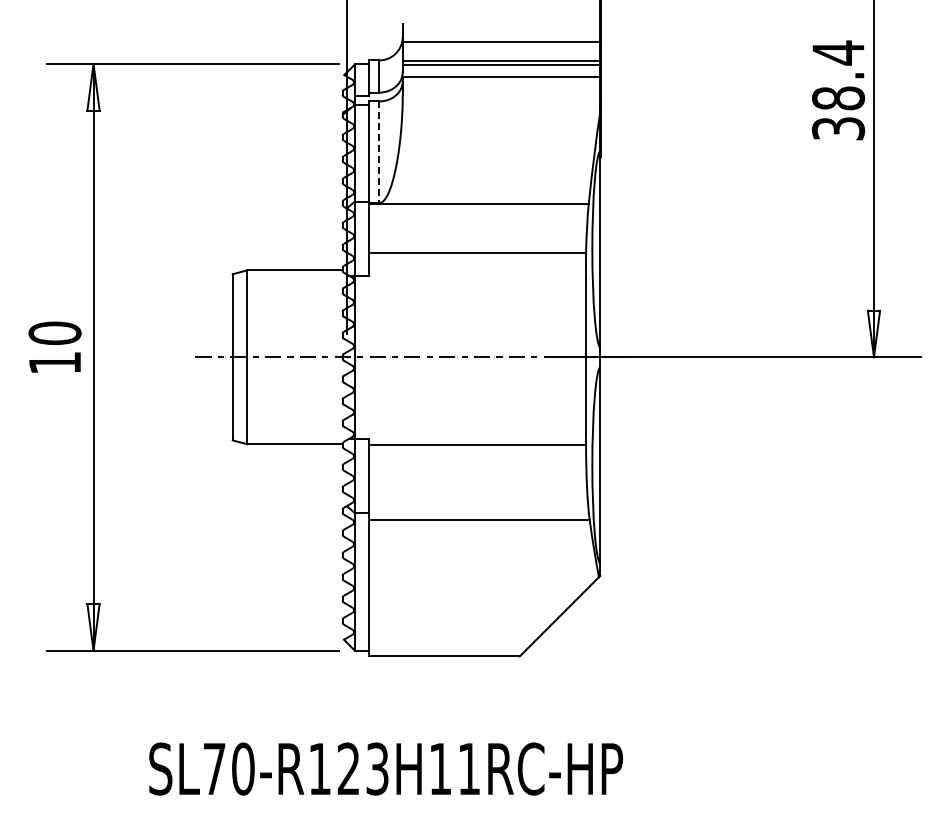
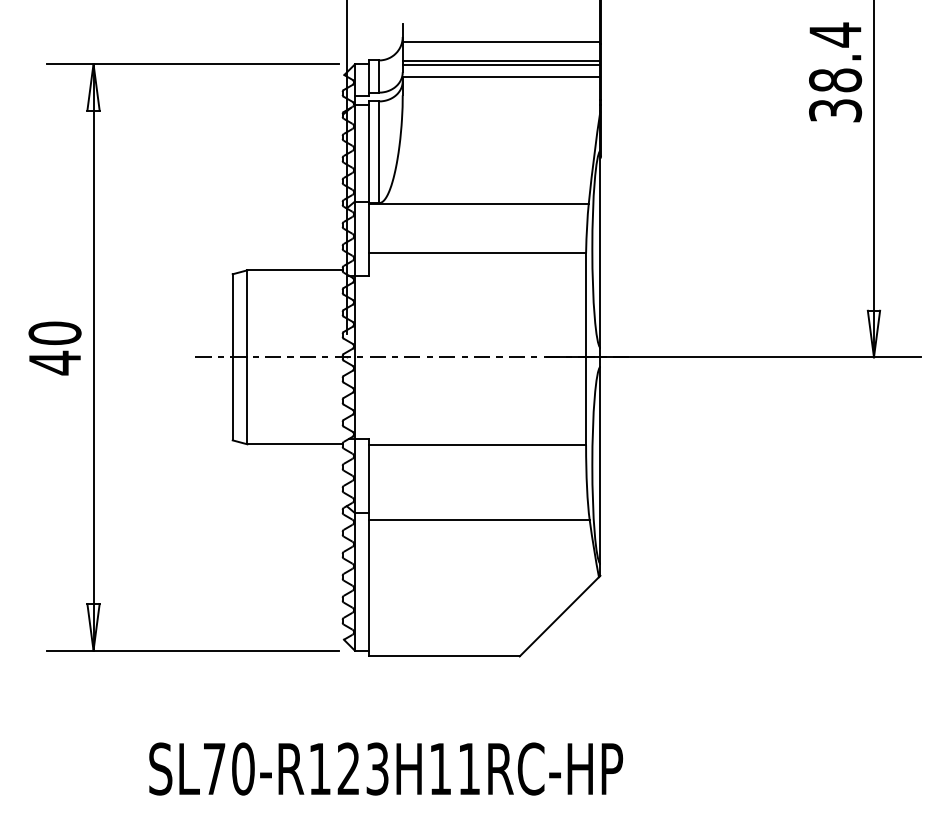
text position: (838, 90) -> (835, 72) (835, 72)
line: dashed -> solid (379, 152)
text: 10 -> 40 (54, 362)
